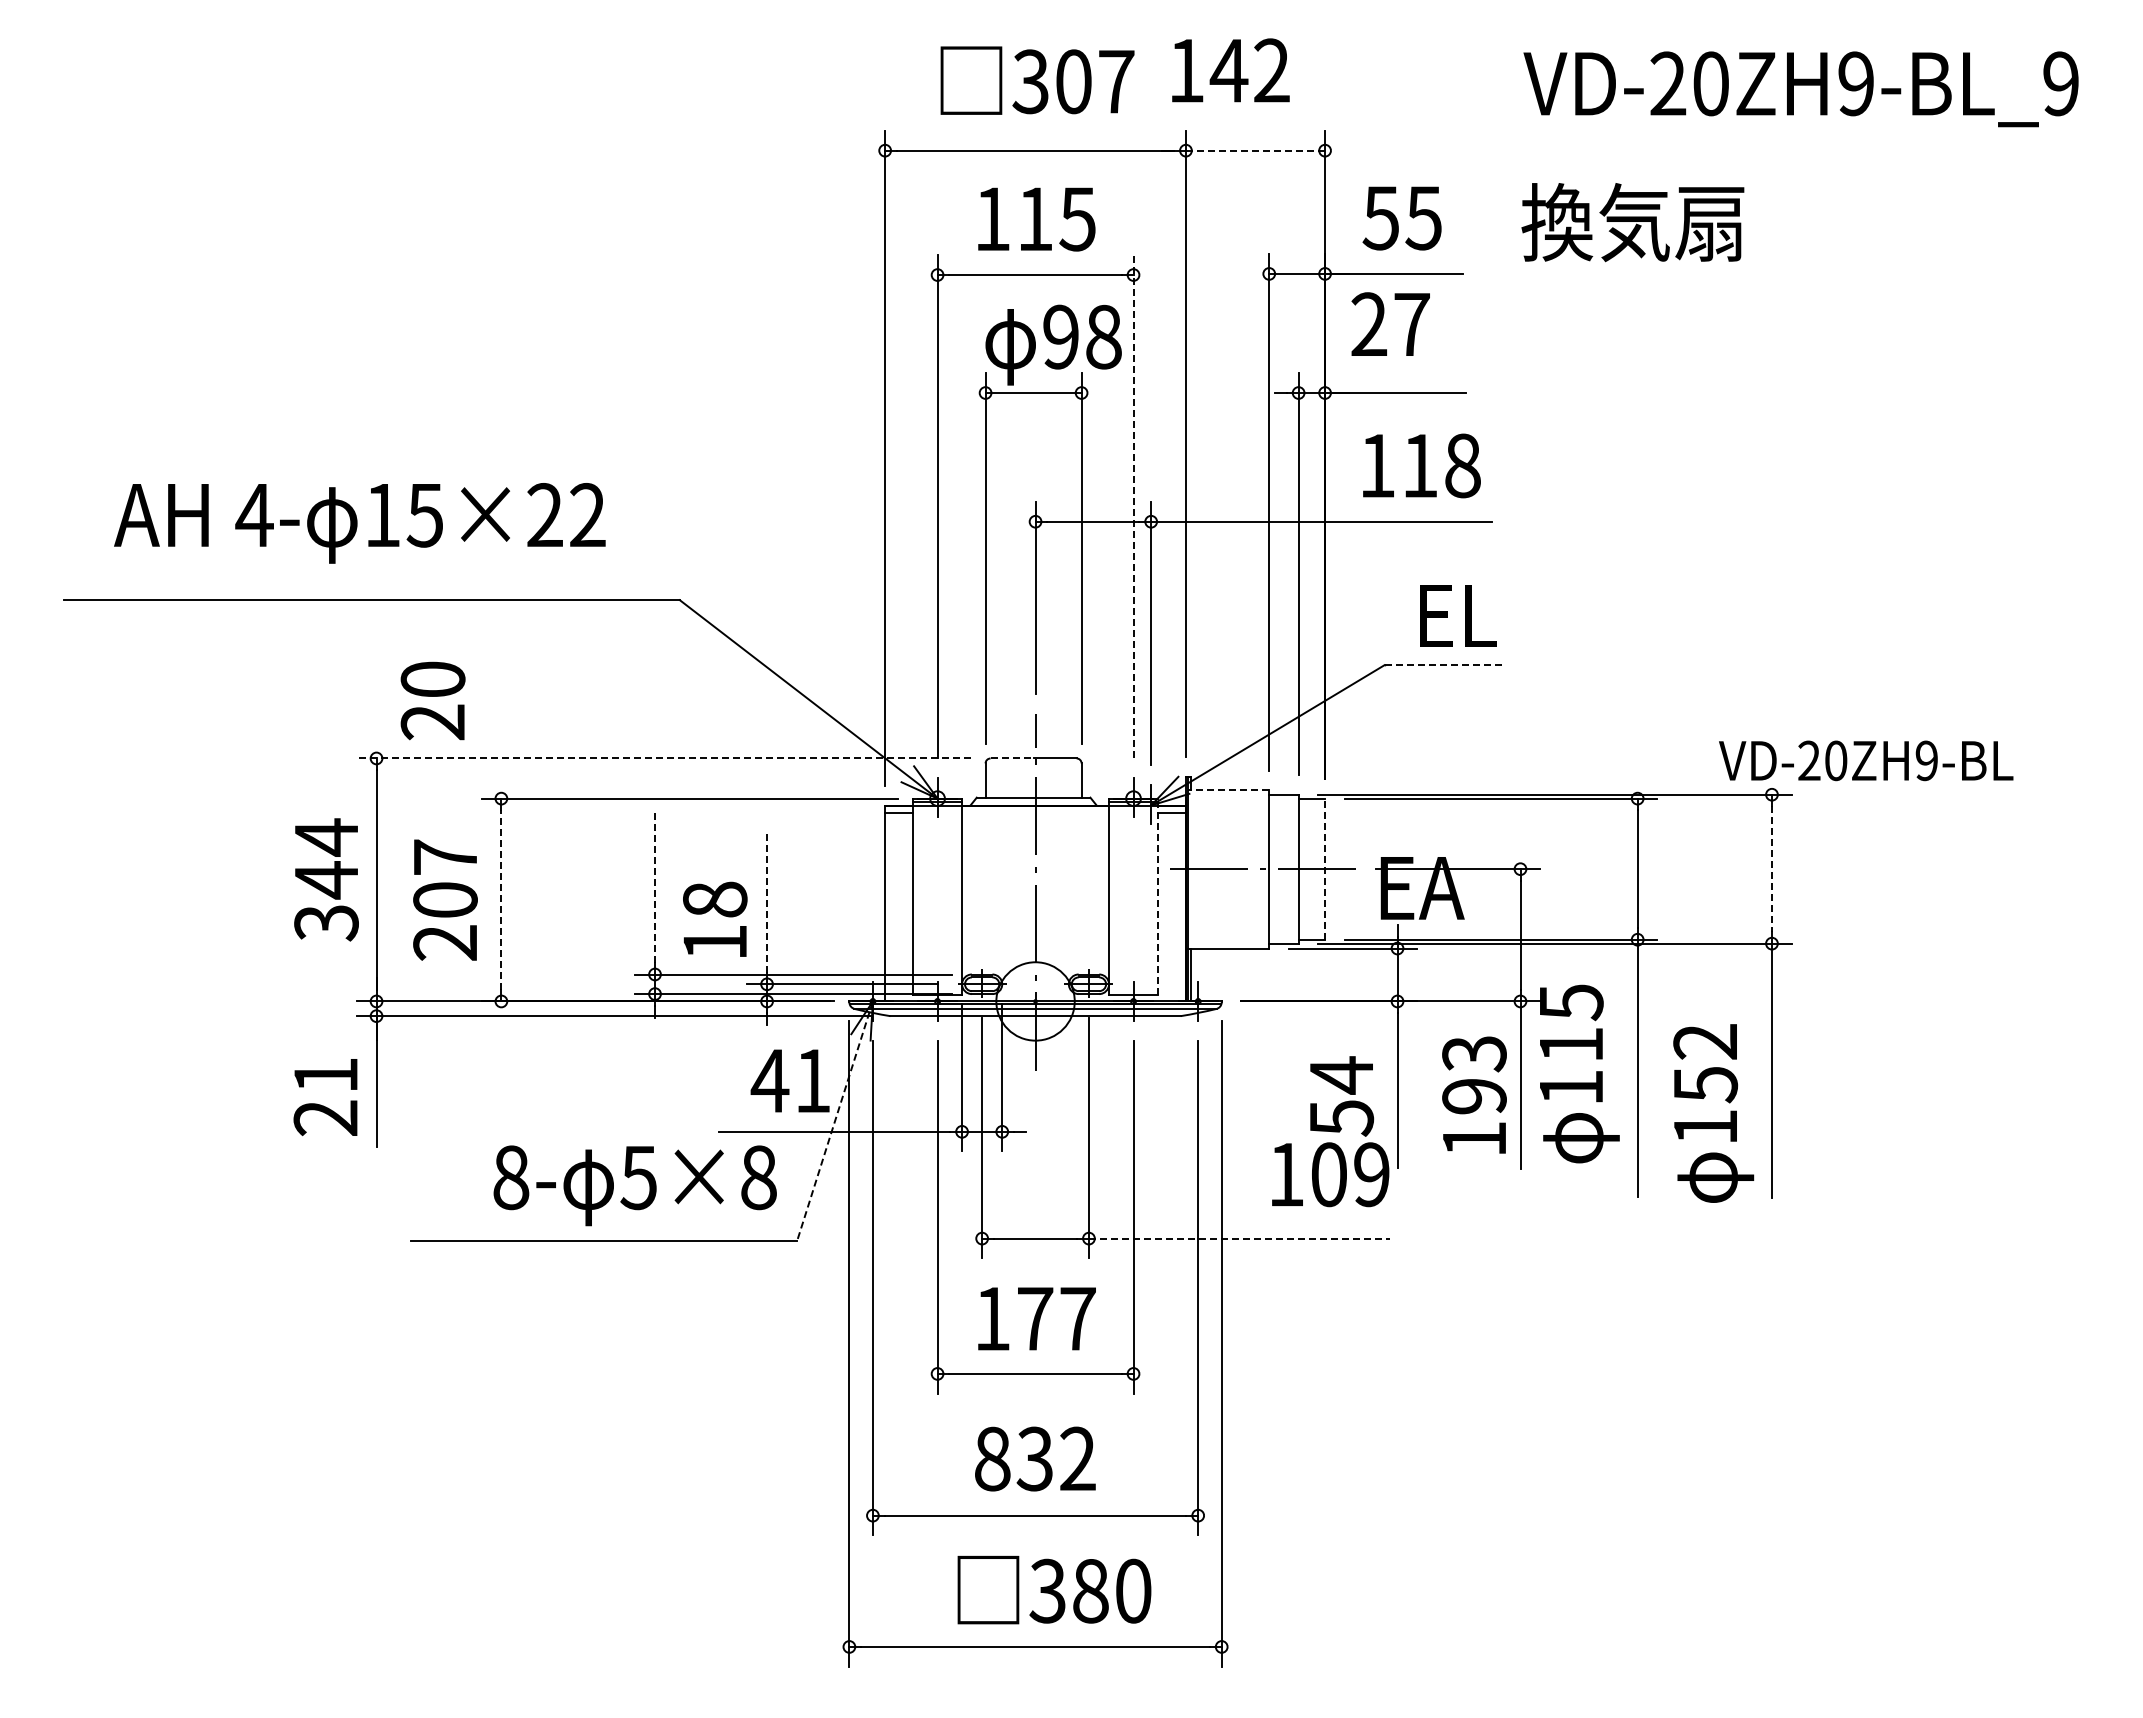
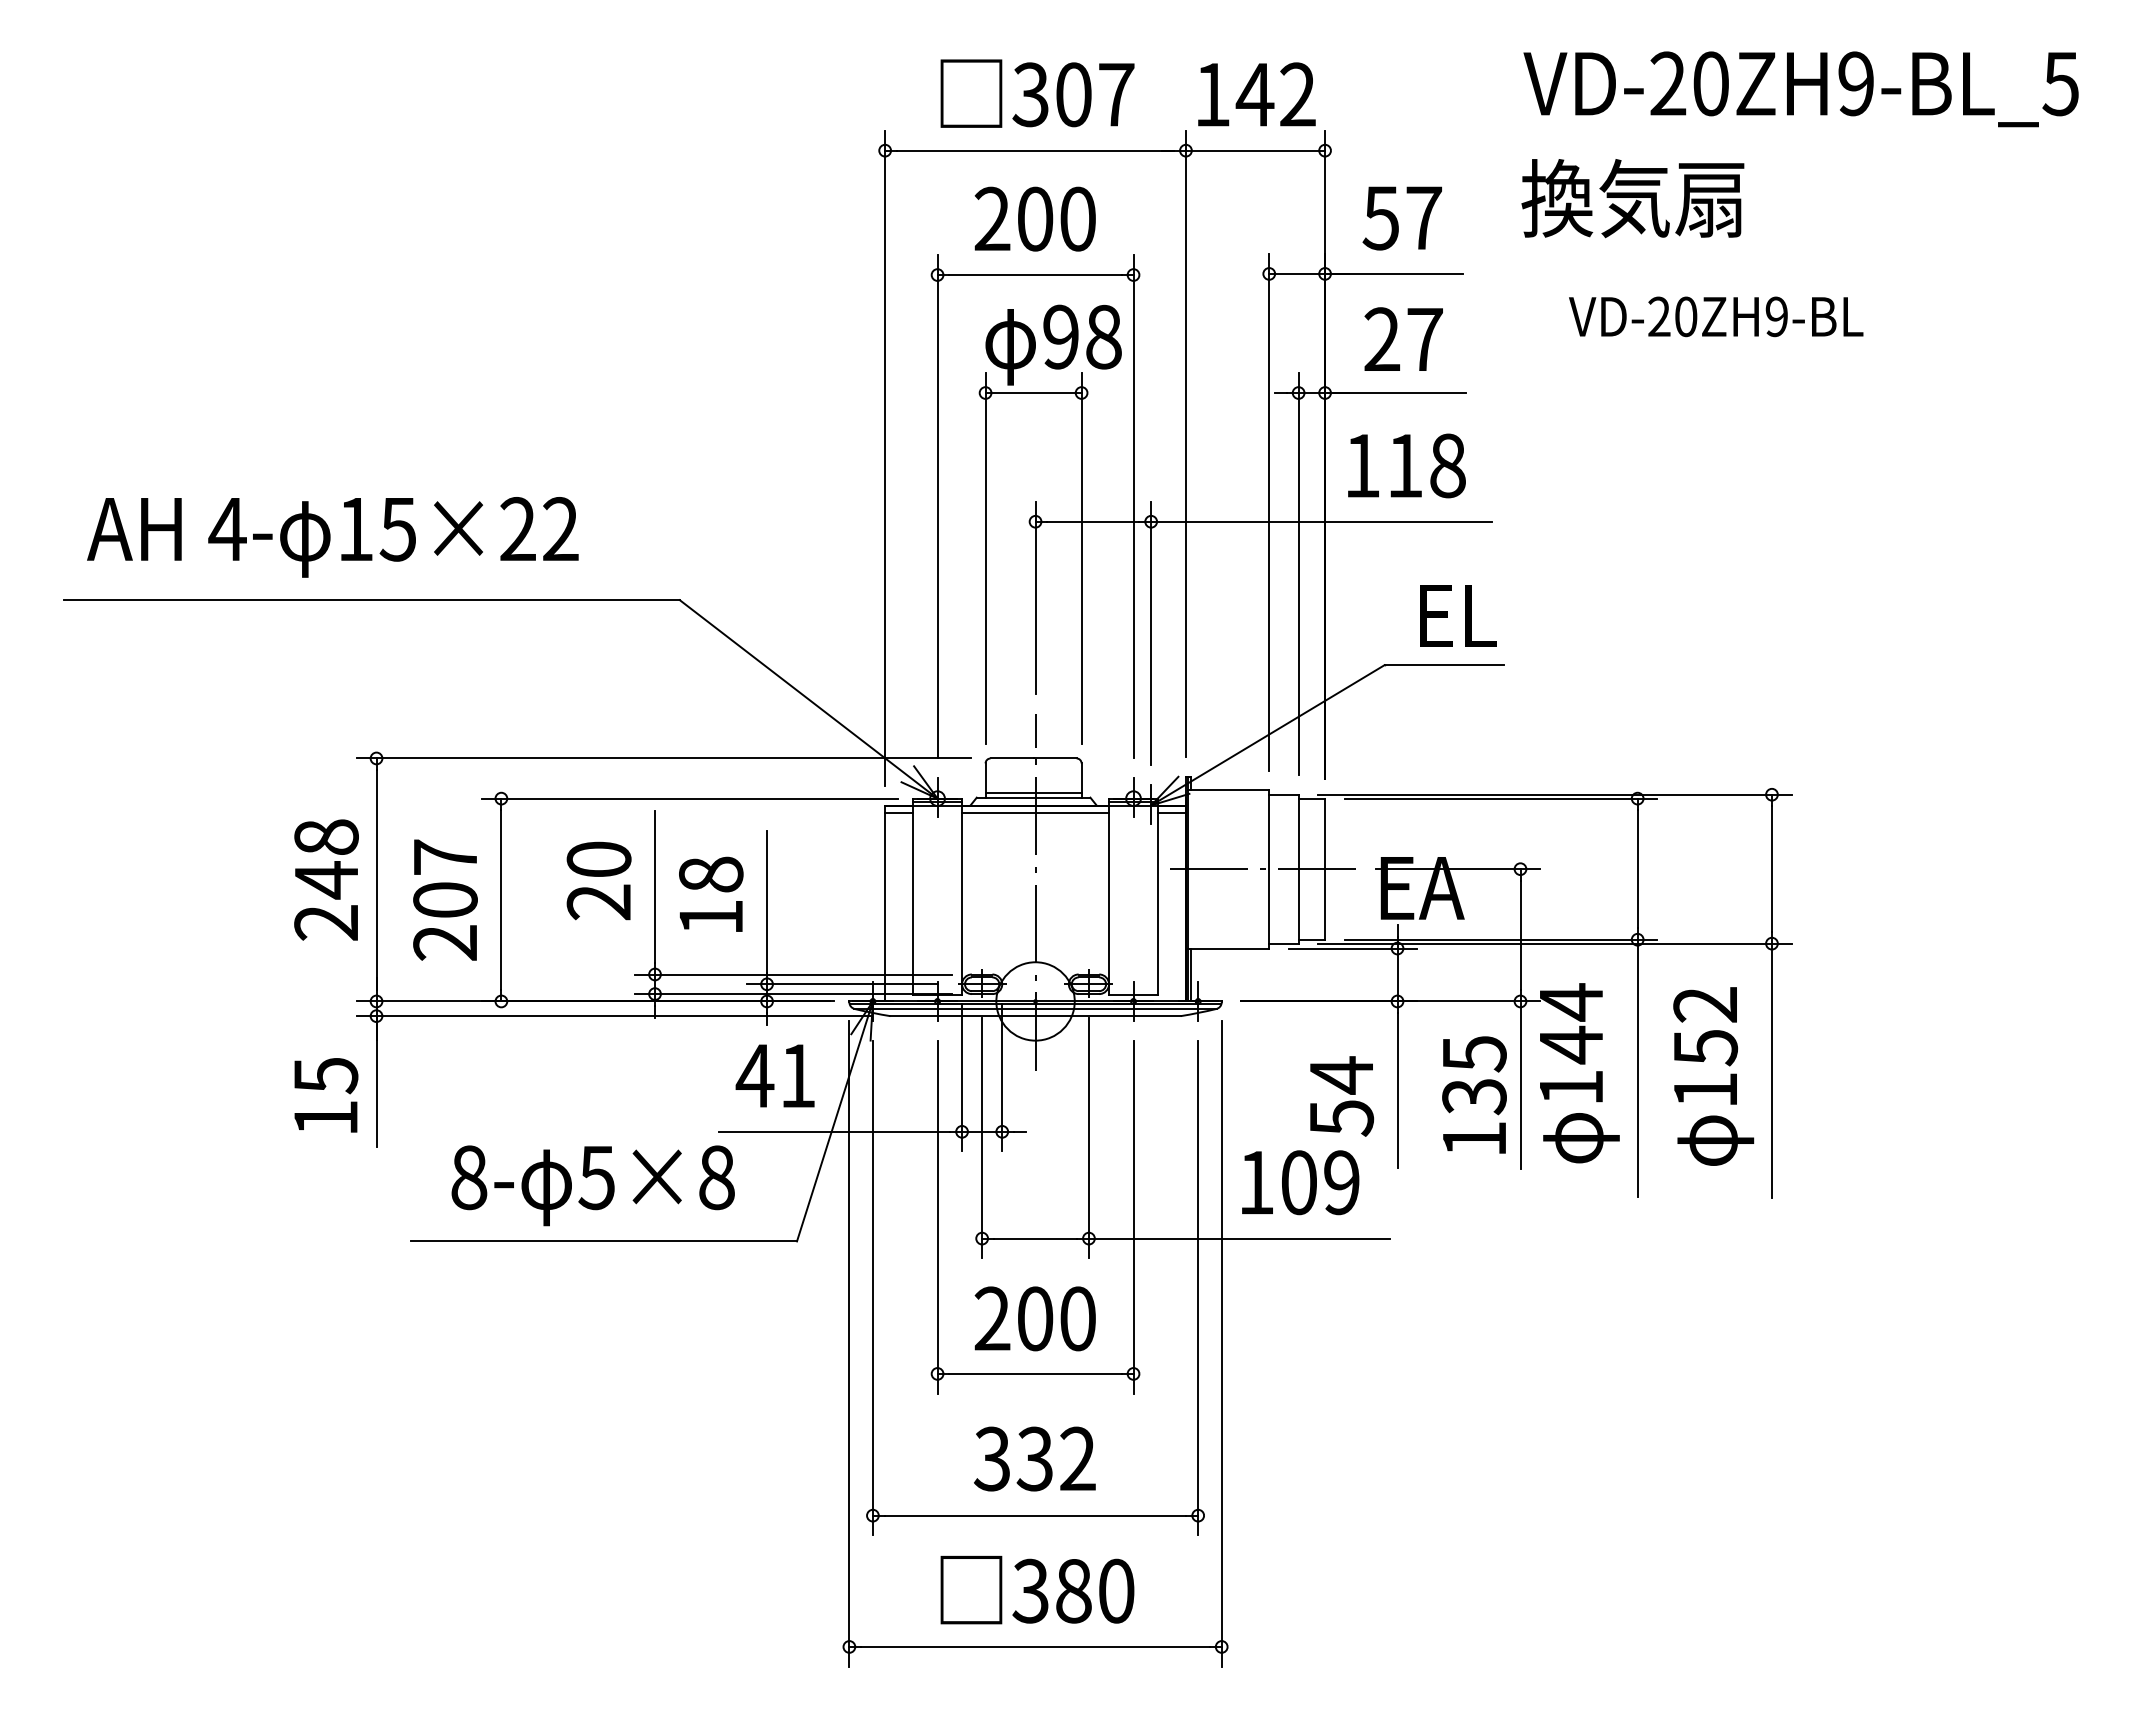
text position: (1230, 70) -> (1256, 94) (1256, 94)
text position: (1037, 80) -> (1037, 93) (1037, 93)
text: VD-20ZH9-BL_9 -> VD-20ZH9-BL_5 (2060, 83)
line: dashed -> solid (1255, 150)
text: 115 -> 200 (1034, 218)
text: 55 -> 57 (1423, 218)
text position: (1632, 222) -> (1632, 198) (1632, 198)
text position: (1390, 323) -> (1403, 338) (1403, 338)
text position: (1421, 465) -> (1406, 465) (1406, 465)
line: dashed -> solid (1133, 506)
text position: (359, 523) -> (332, 537) (332, 537)
line: dashed -> solid (1444, 665)
text position: (432, 700) -> (598, 880) (598, 880)
line: dashed -> solid (663, 758)
line: dashed -> solid (1012, 758)
text position: (1866, 760) -> (1716, 316) (1716, 316)
line: dashed -> solid (1228, 789)
line: none -> present (1033, 792)
line: none -> present (1035, 813)
line: dashed -> solid (1325, 869)
line: dashed -> solid (1771, 869)
text: 344 -> 248 (326, 879)
line: dashed -> solid (655, 886)
line: dashed -> solid (1158, 896)
line: dashed -> solid (501, 900)
line: dashed -> solid (767, 901)
text position: (715, 918) -> (711, 893) (711, 893)
text: 115 -> 144 (1571, 1023)
text: 193 -> 135 (1474, 1075)
text position: (789, 1080) -> (774, 1075) (774, 1075)
text: 21 -> 15 (325, 1097)
text position: (1713, 1113) -> (1713, 1076) (1713, 1076)
line: dashed -> solid (834, 1121)
text position: (1330, 1174) -> (1300, 1182) (1300, 1182)
text position: (634, 1185) -> (592, 1185) (592, 1185)
line: dashed -> solid (1239, 1238)
text: 177 -> 200 (1034, 1318)
text: 832 -> 332 (992, 1458)
text position: (1054, 1590) -> (1037, 1590) (1037, 1590)
